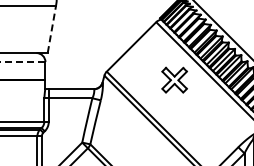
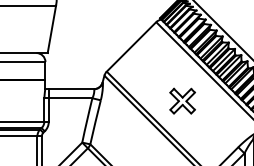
line: dashed -> solid (51, 28)
line: dashed -> solid (22, 62)
part position: (174, 79) -> (182, 100) (182, 100)
